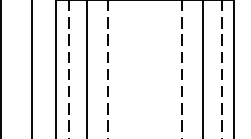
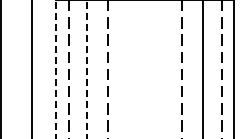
line: solid -> dashed (56, 69)
line: solid -> dashed (87, 69)
